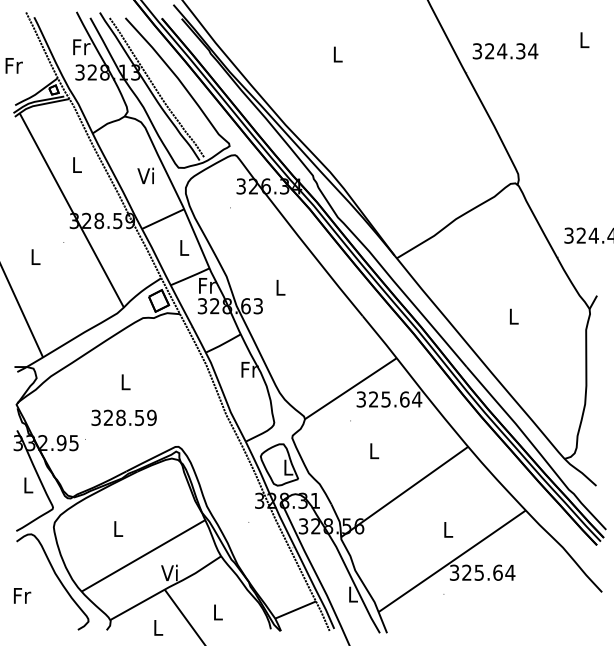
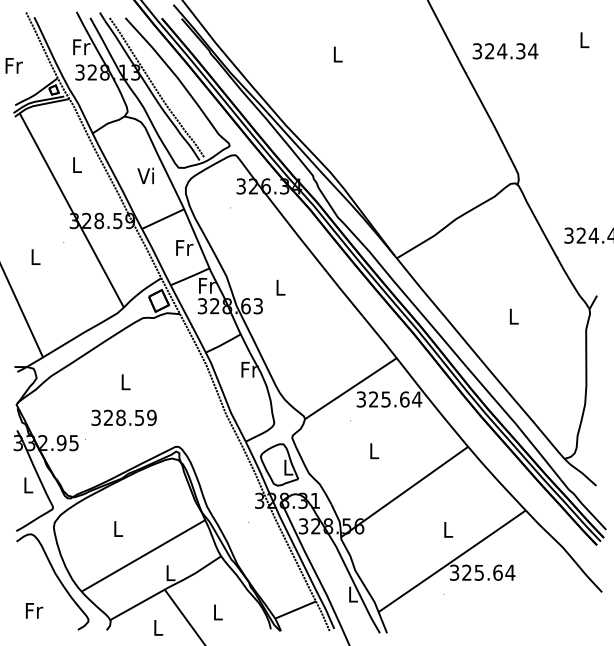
text: L -> Fr (184, 247)
text: Vi -> L (169, 572)
text position: (22, 595) -> (34, 610) (34, 610)
